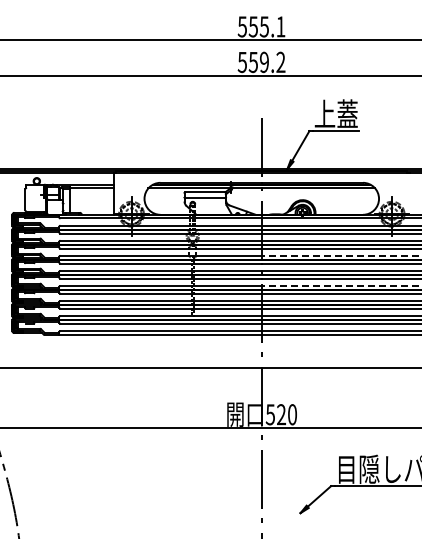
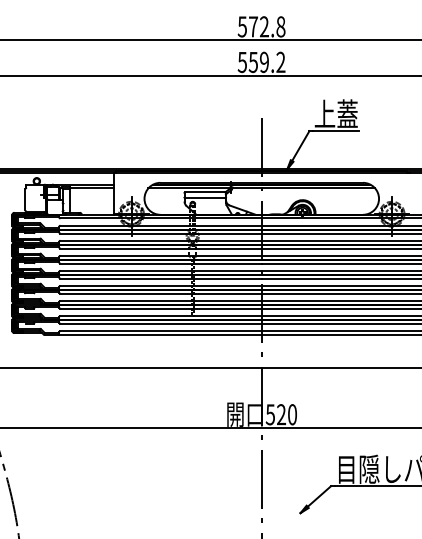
text: 555.1 -> 572.8 (266, 26)
line: dashed -> solid (341, 255)
line: dashed -> solid (341, 285)
